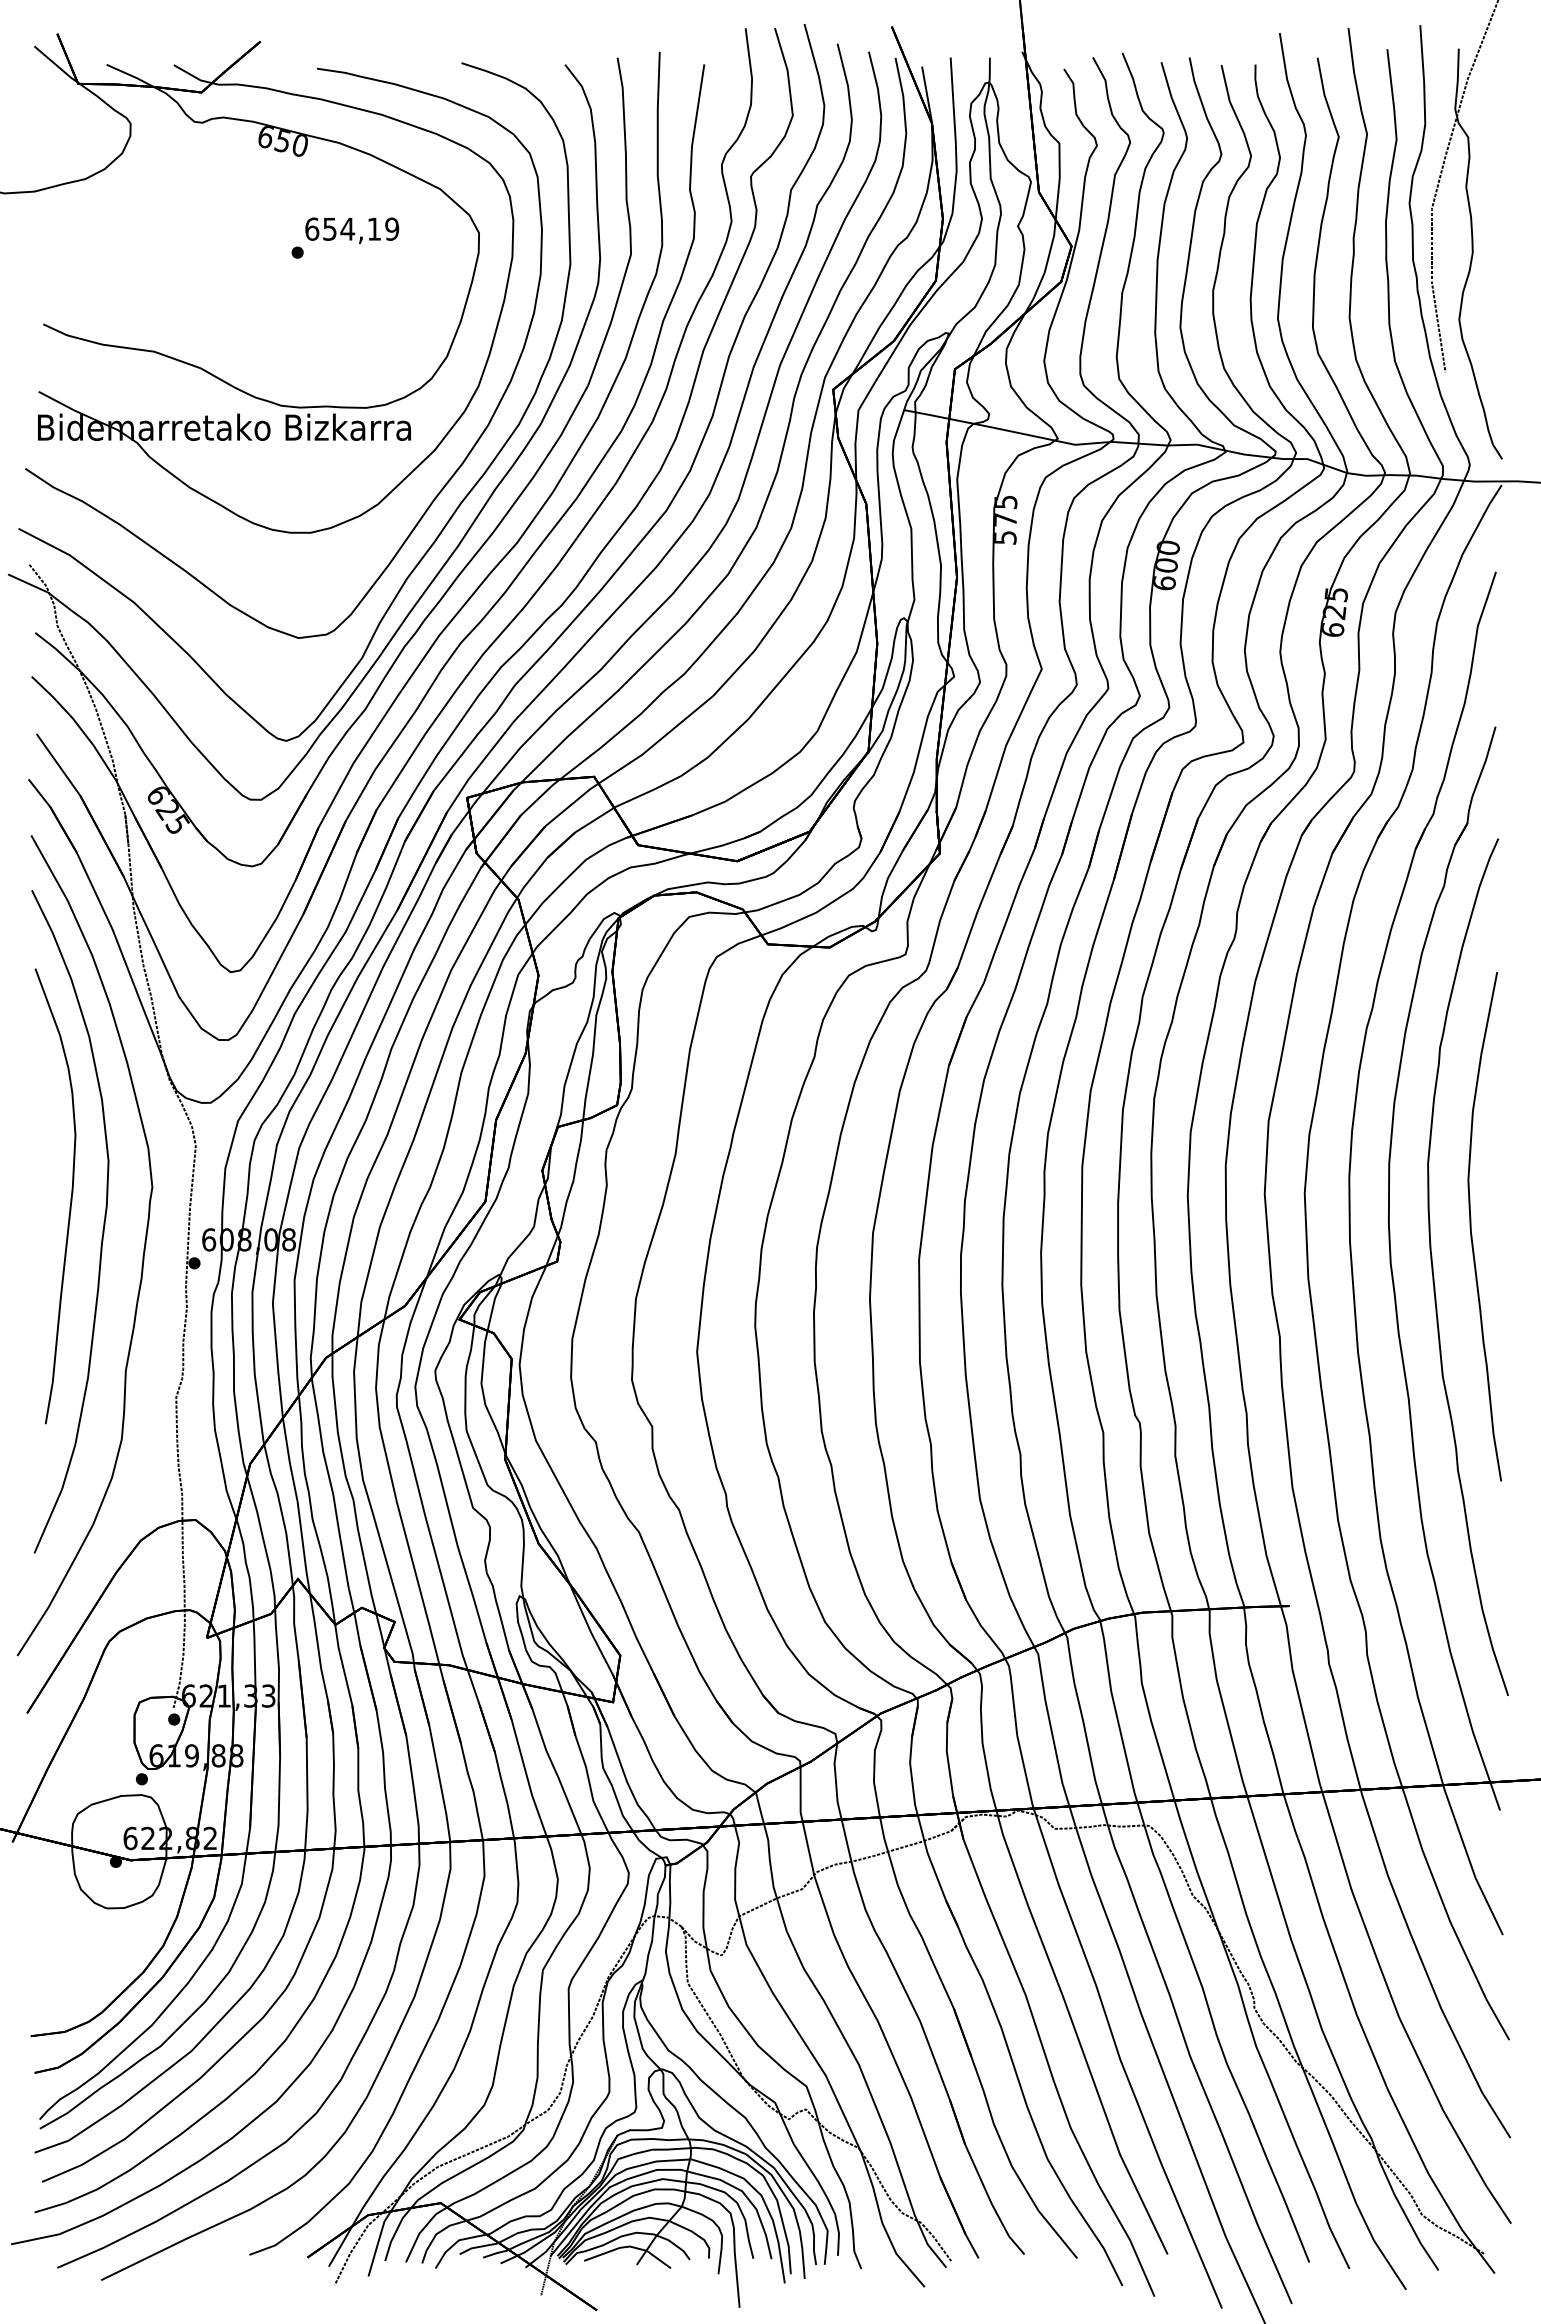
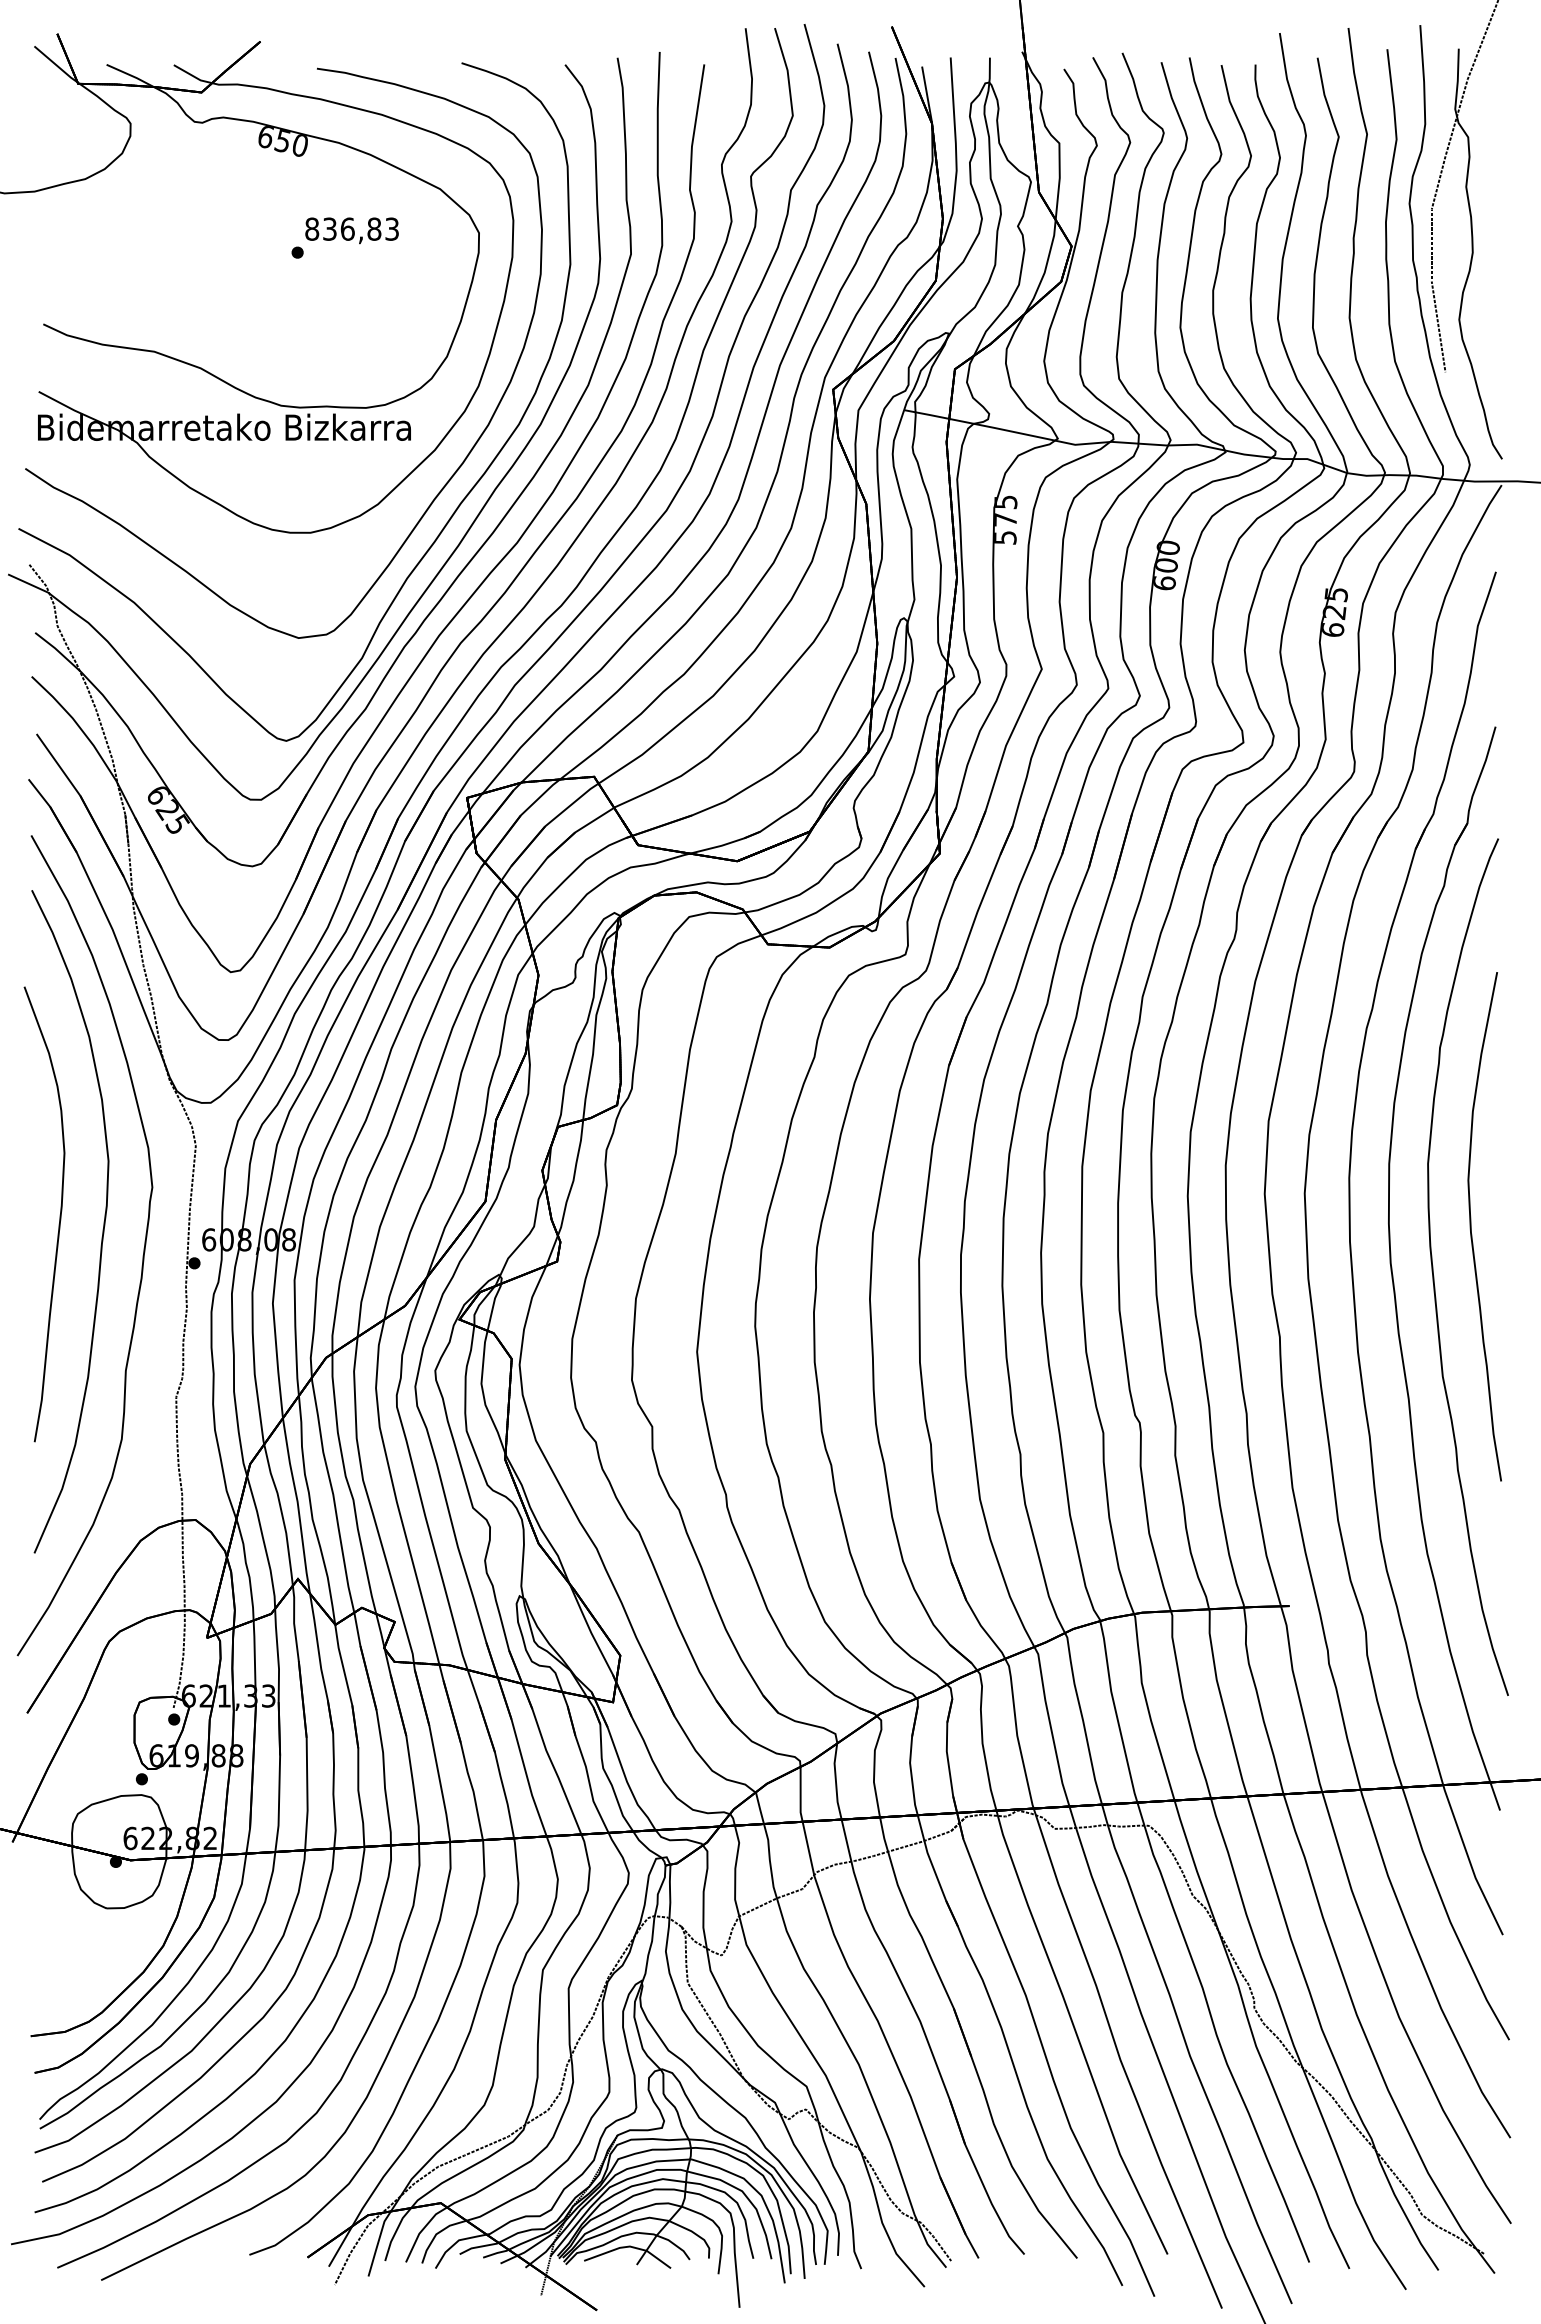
text: 654,19 -> 836,83 (352, 228)
curve position: (70, 1197) -> (59, 1215) (59, 1215)
